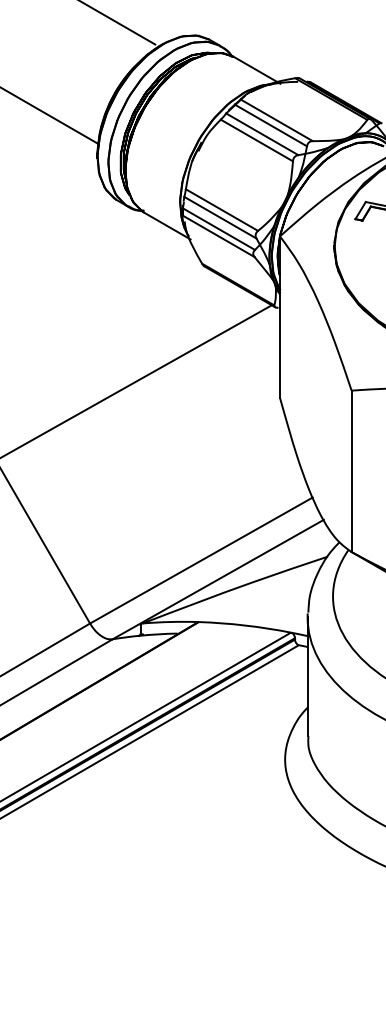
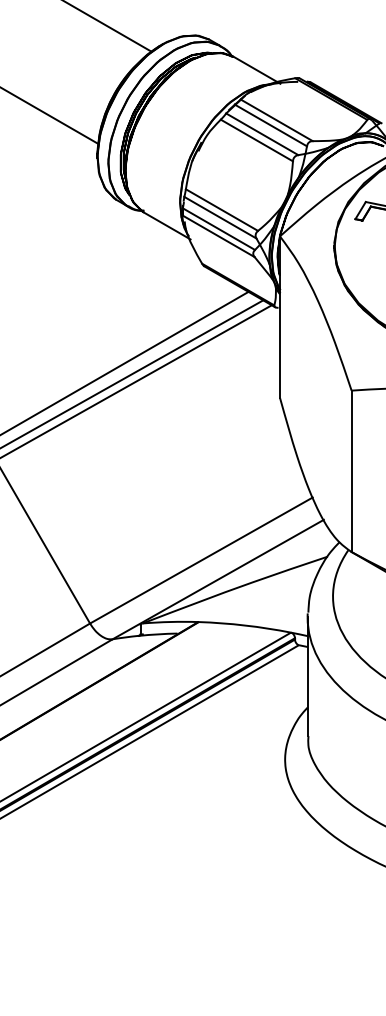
line position: (118, 23) -> (108, 26) (108, 26)
line: none -> present (125, 362)
line: none -> present (132, 373)
